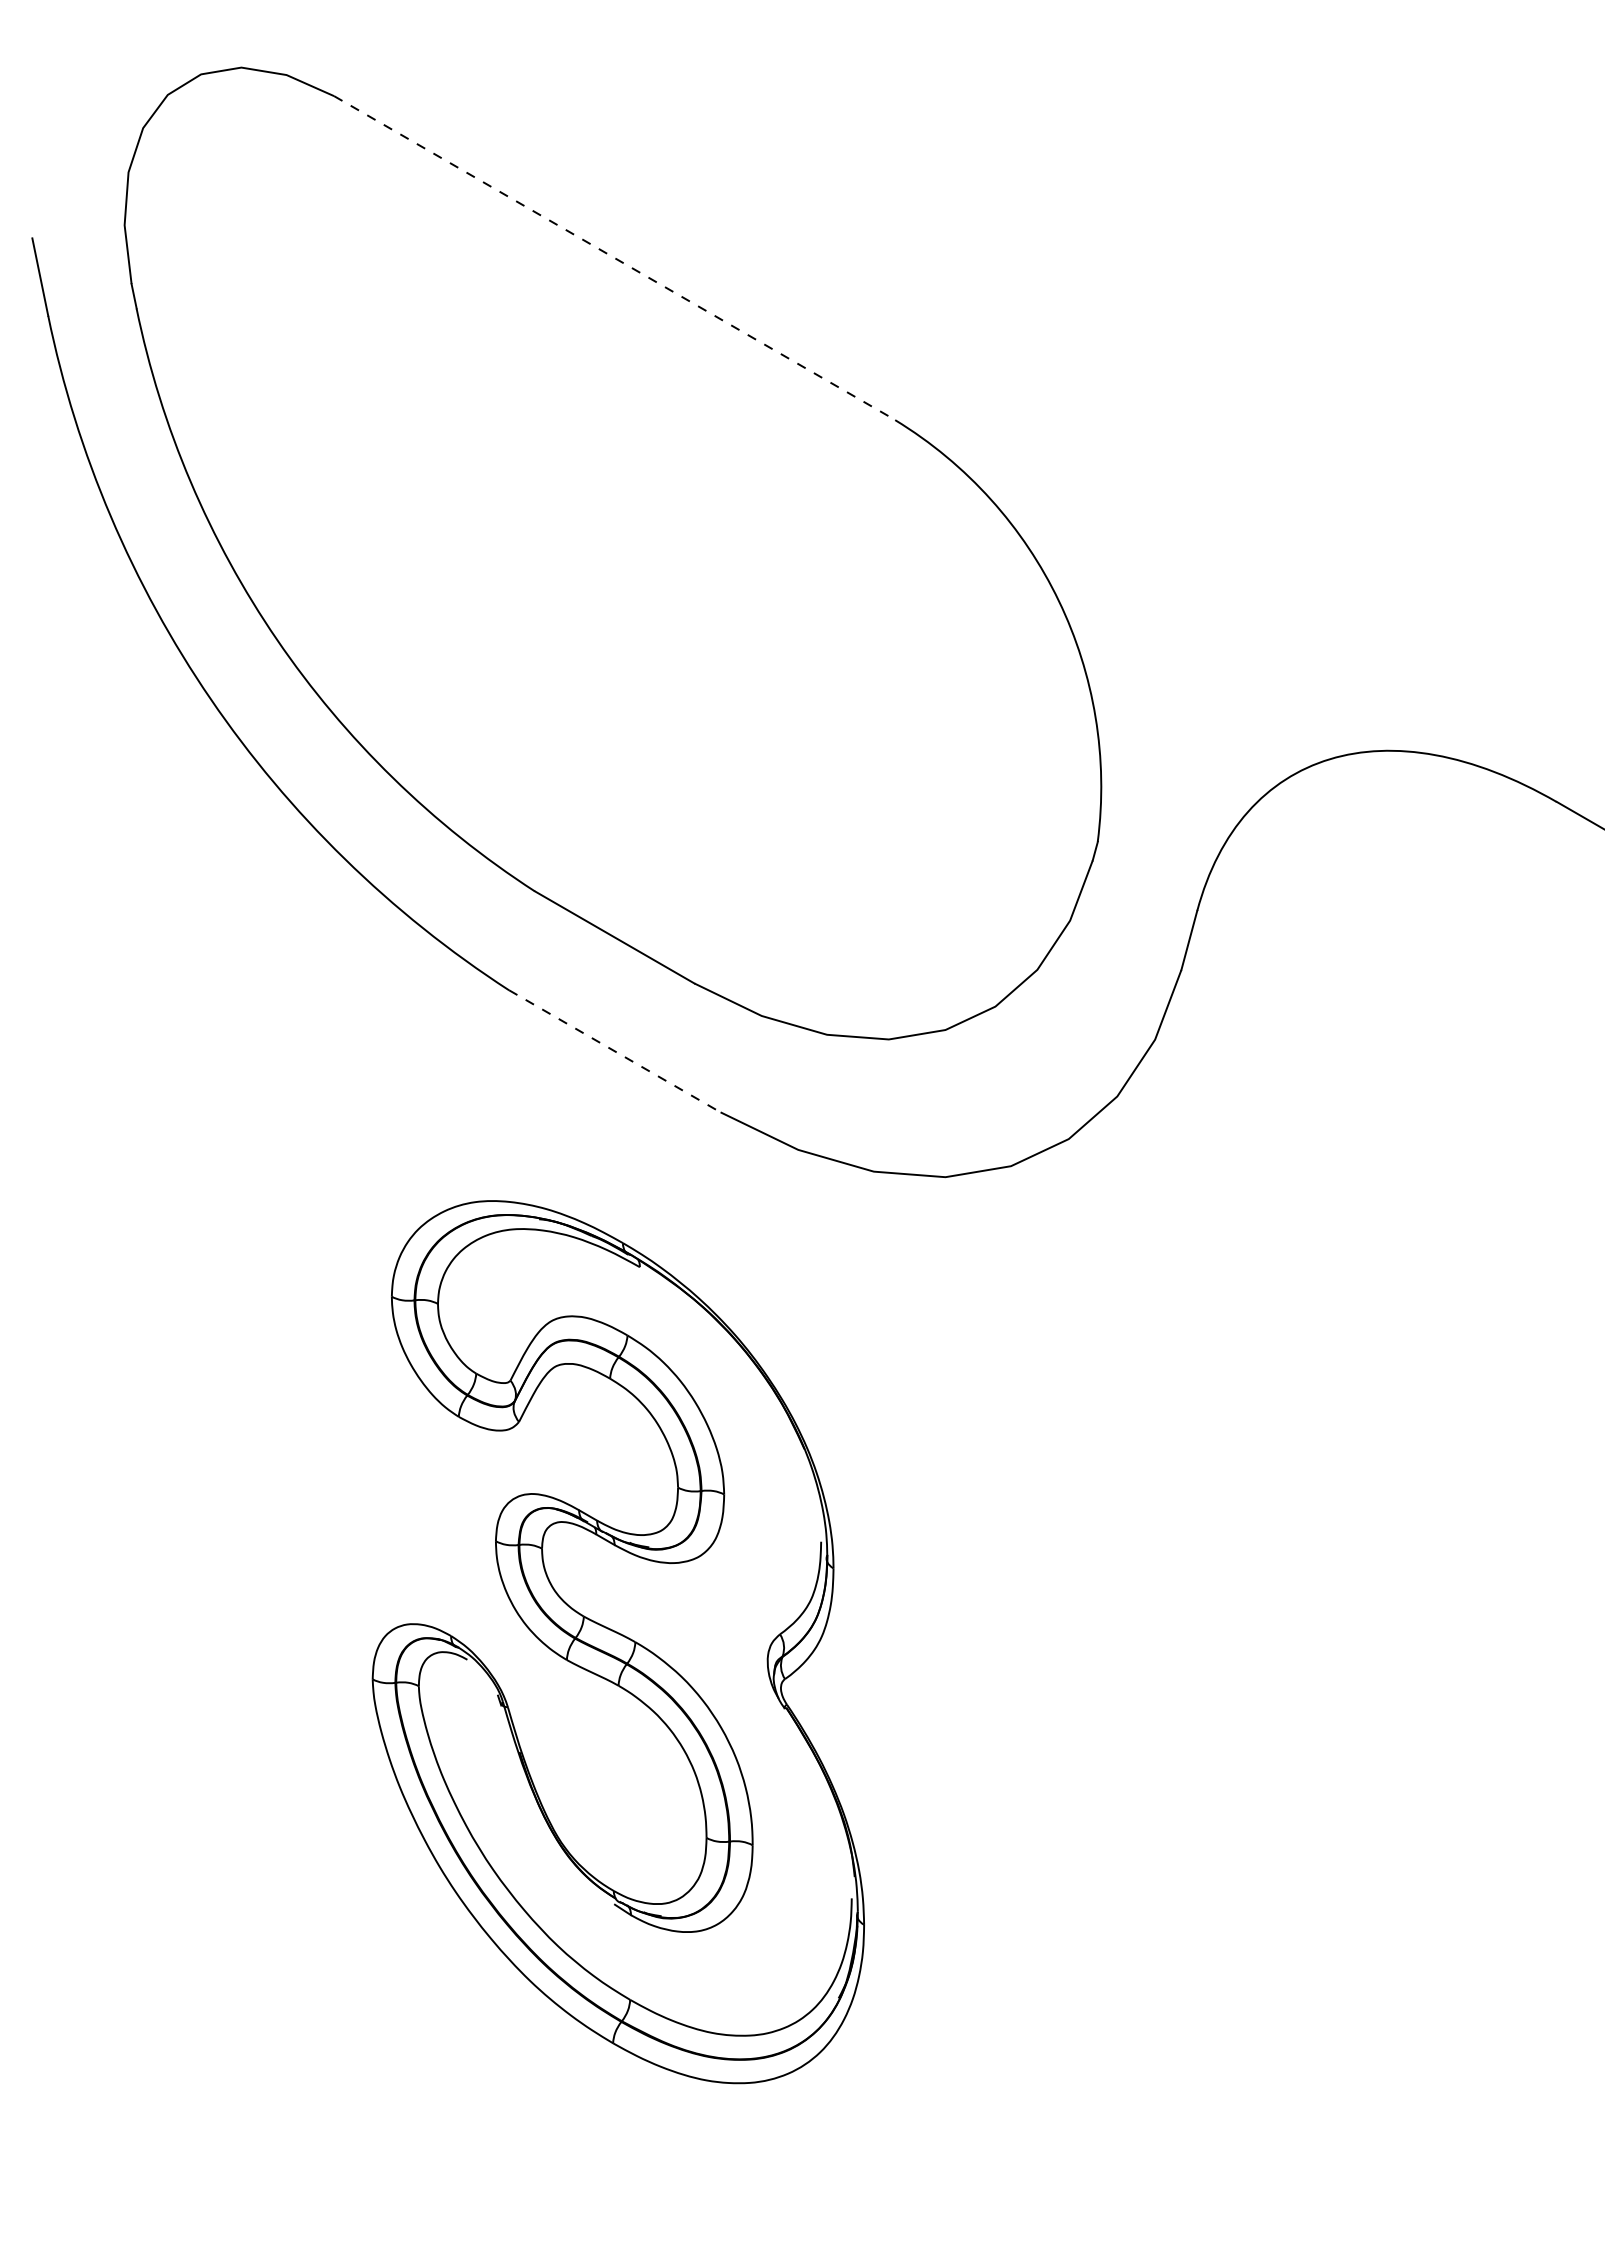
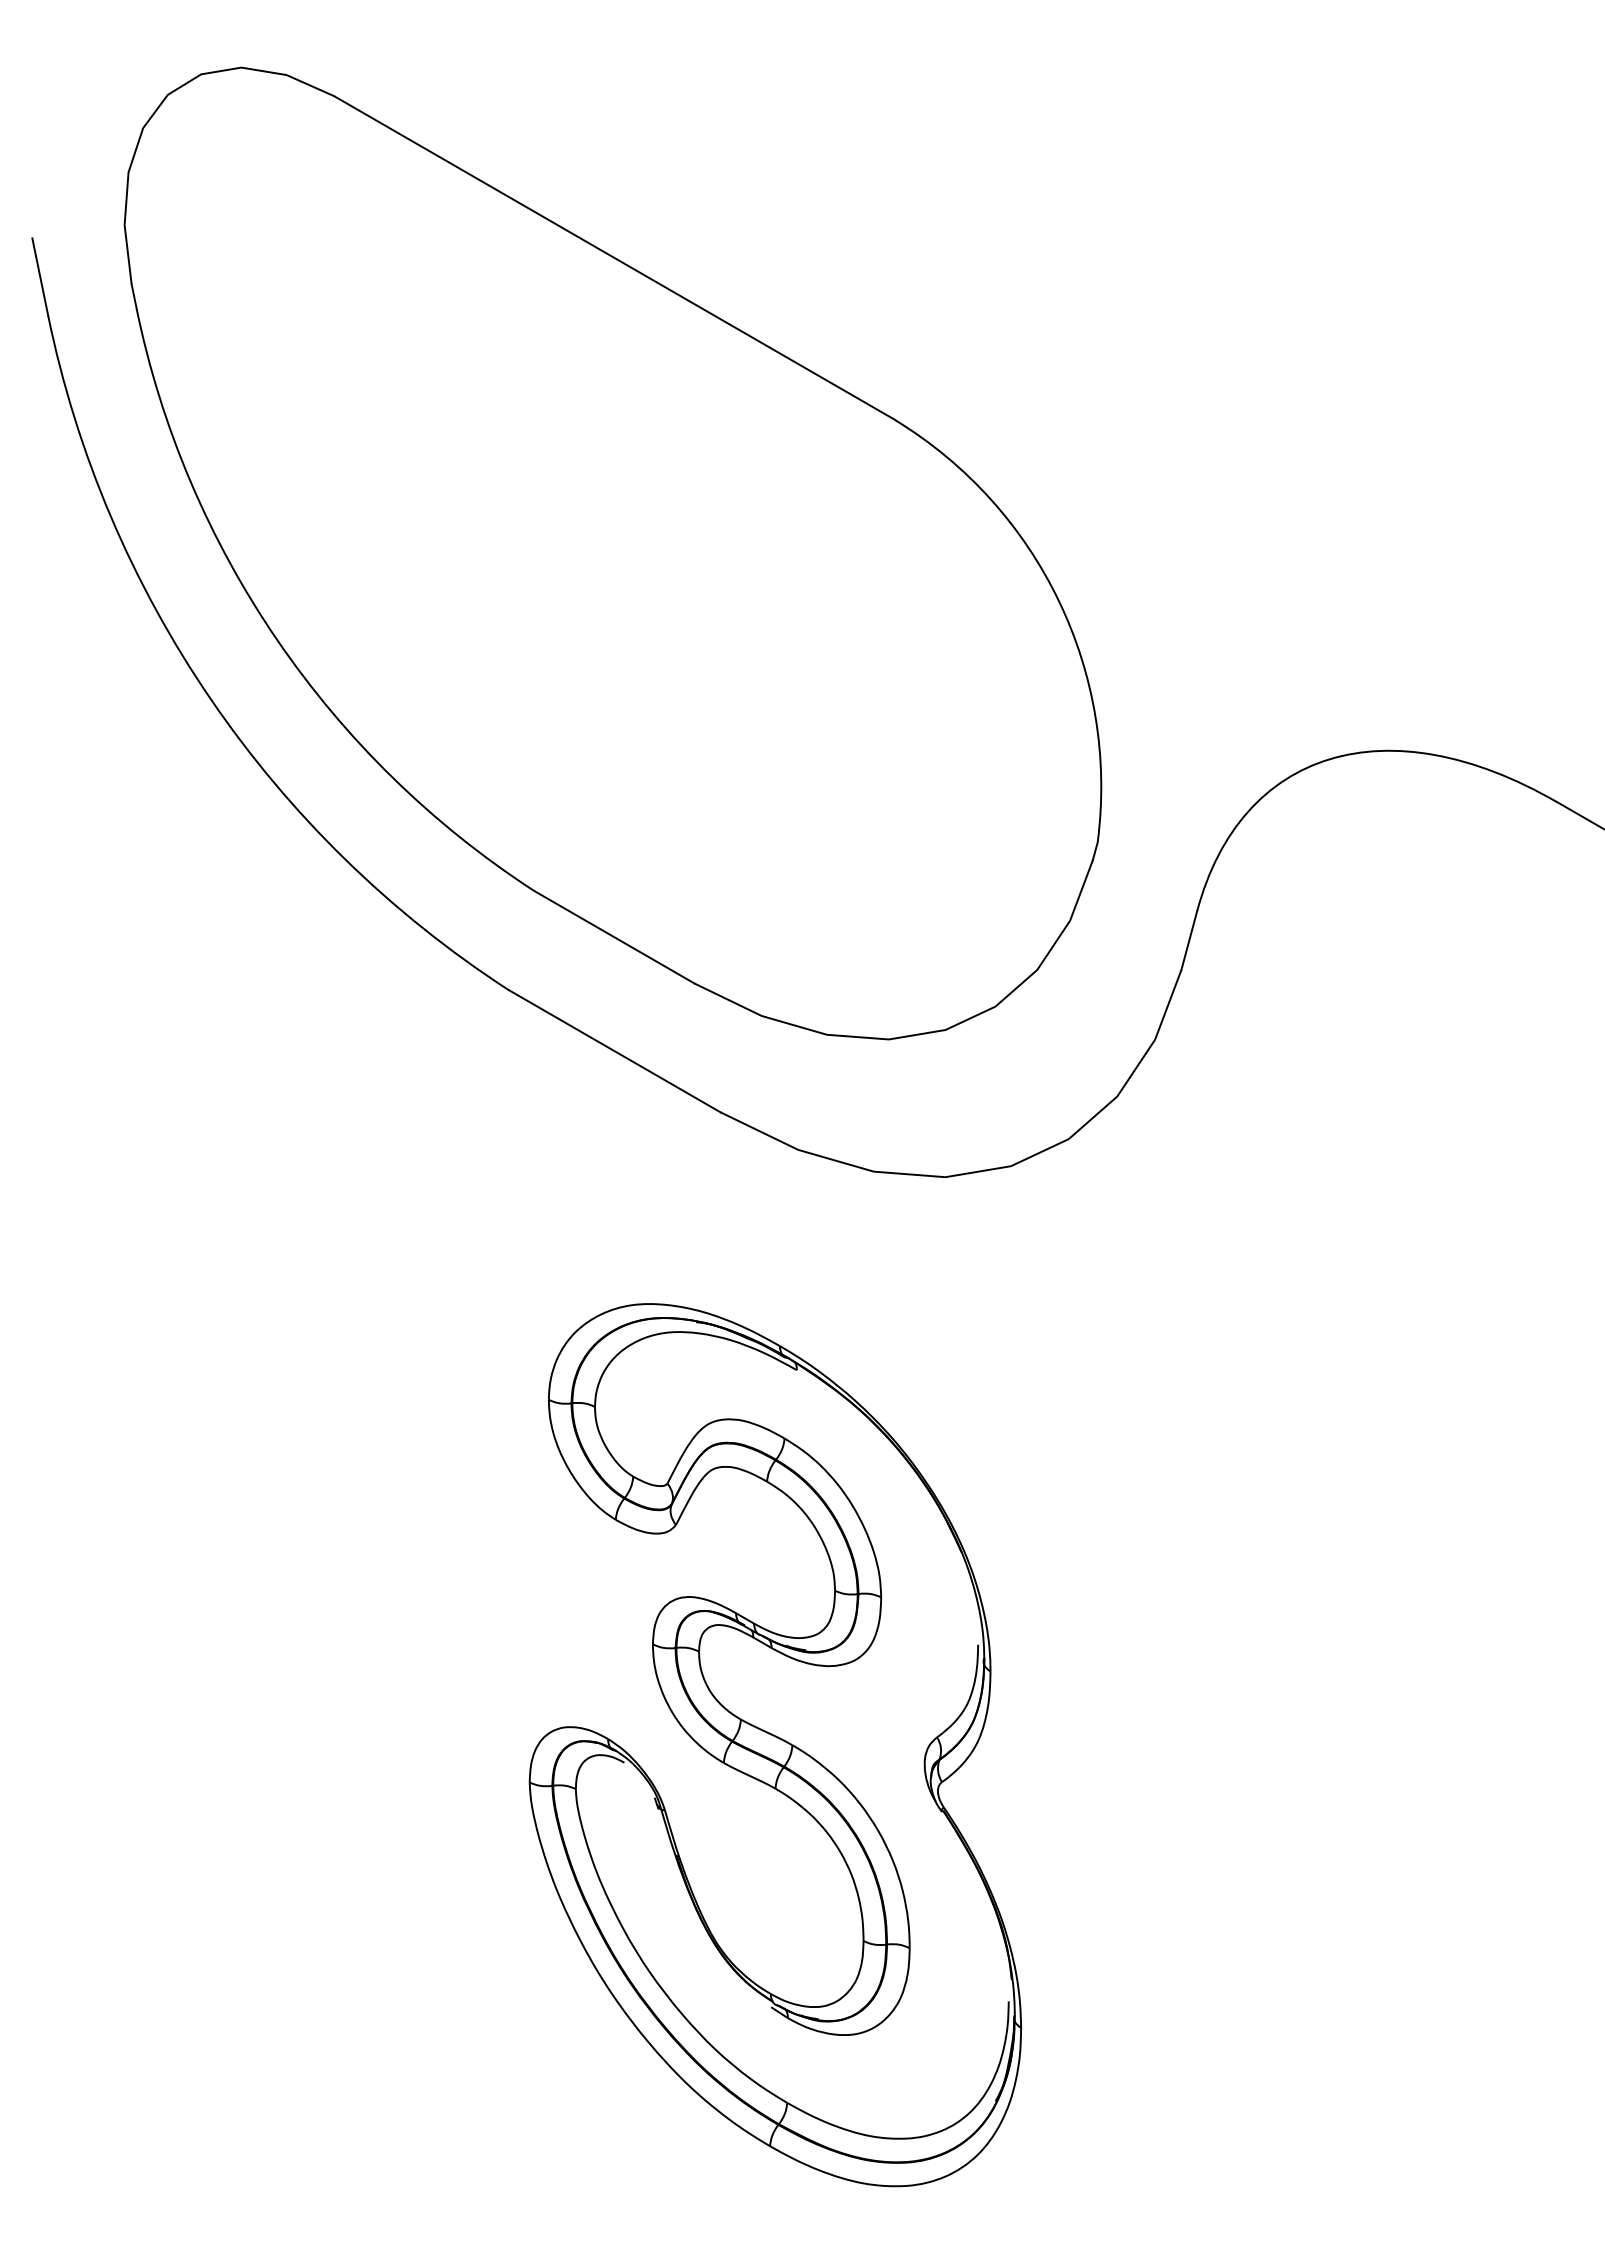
line: dashed -> solid (614, 258)
line: dashed -> solid (615, 1051)
part position: (617, 1642) -> (774, 1745) (774, 1745)
